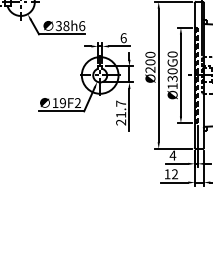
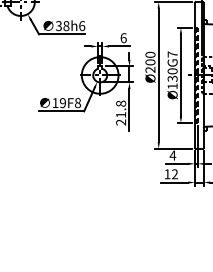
text: Ø130G0 -> Ø130G7 (172, 54)
text: 19F2 -> 19F8 (77, 103)
text: 21.7 -> 21.8 (121, 103)
